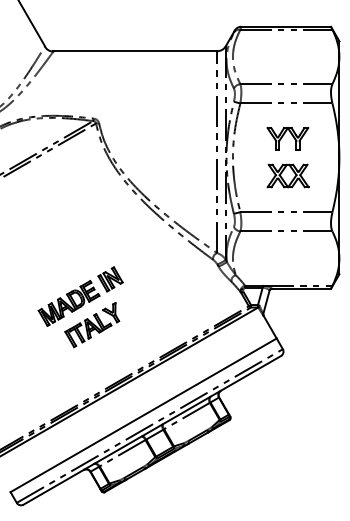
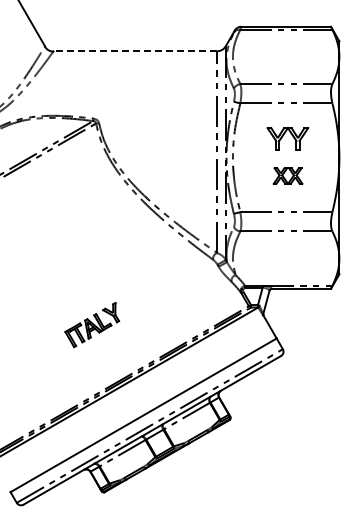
line: solid -> dashed (135, 51)
part size: 44x26 px -> 32x18 px (287, 175)
part: present -> none (80, 296)
